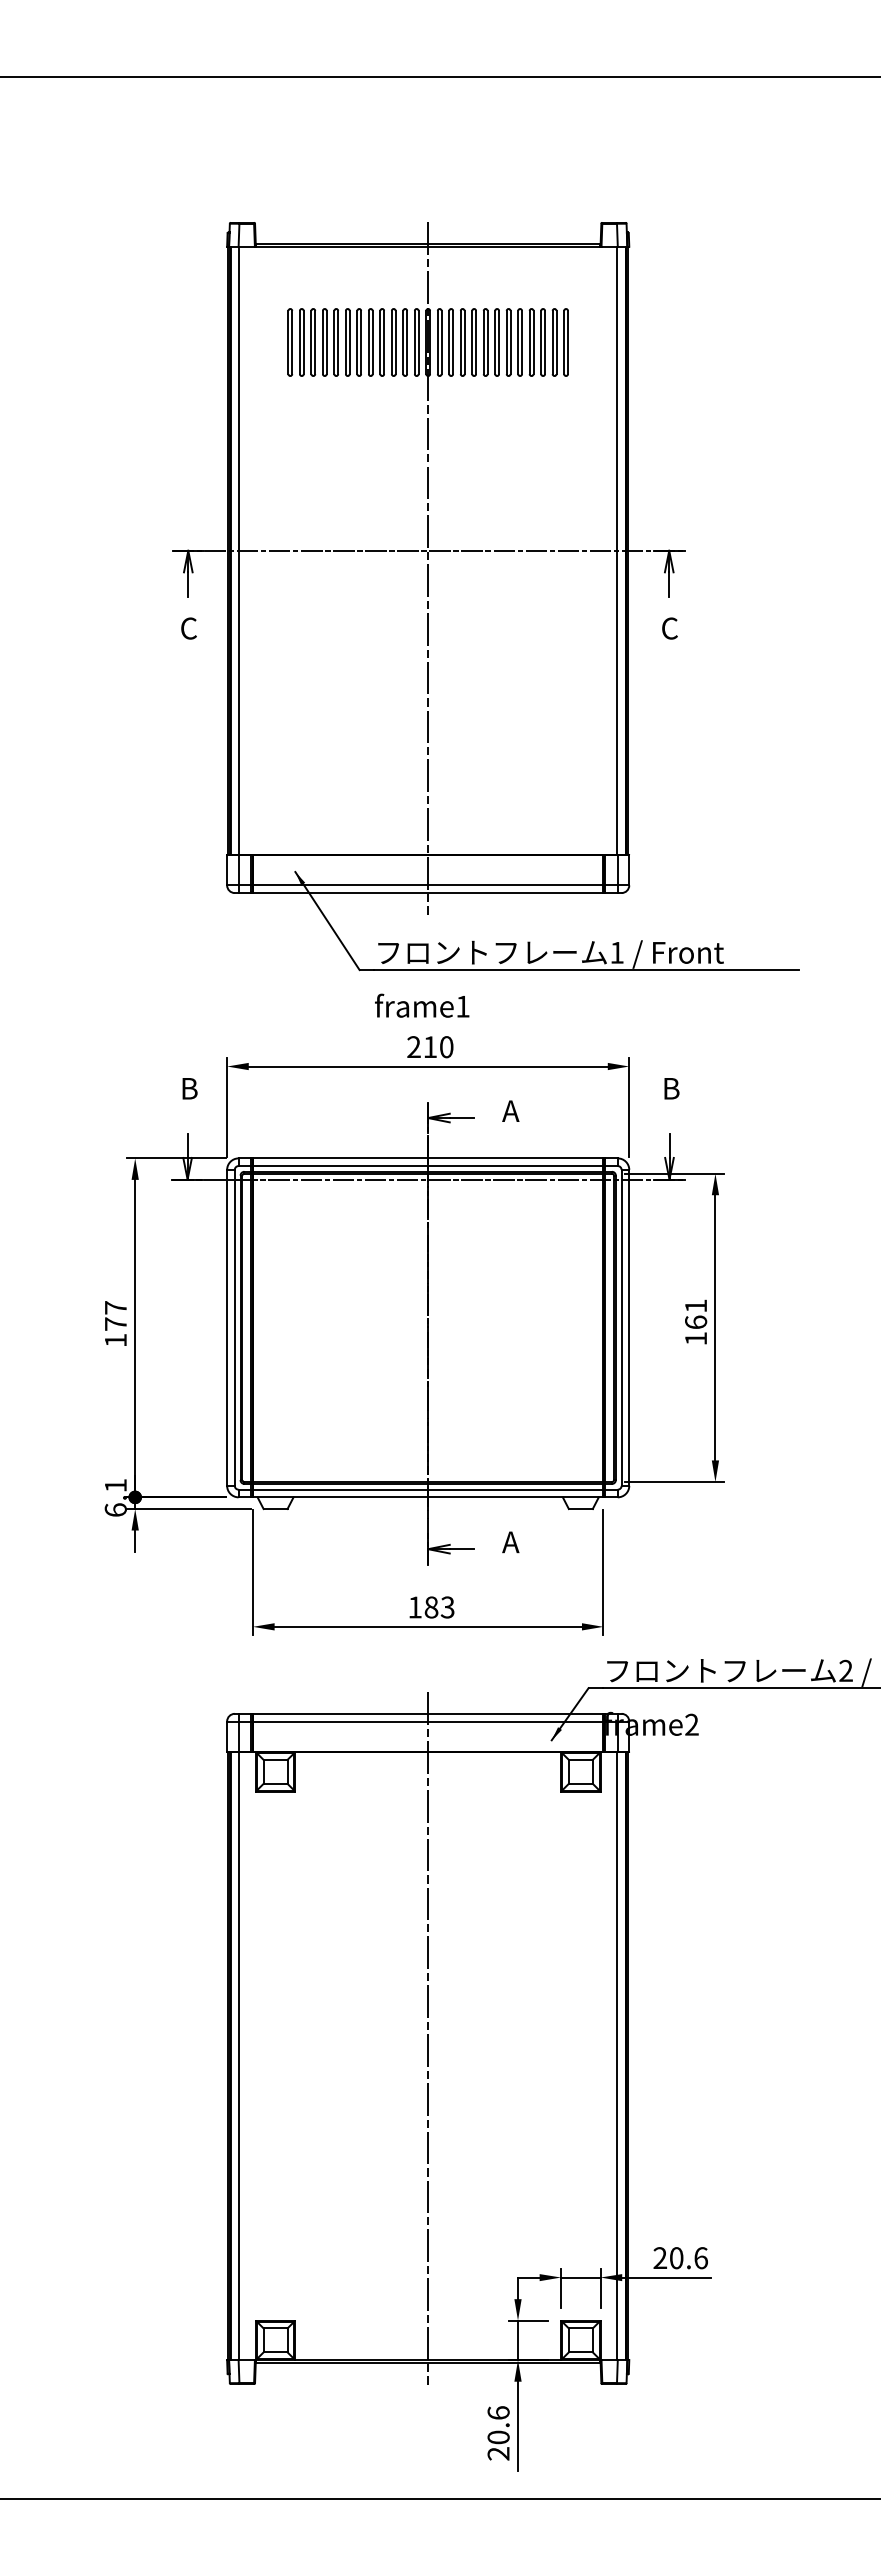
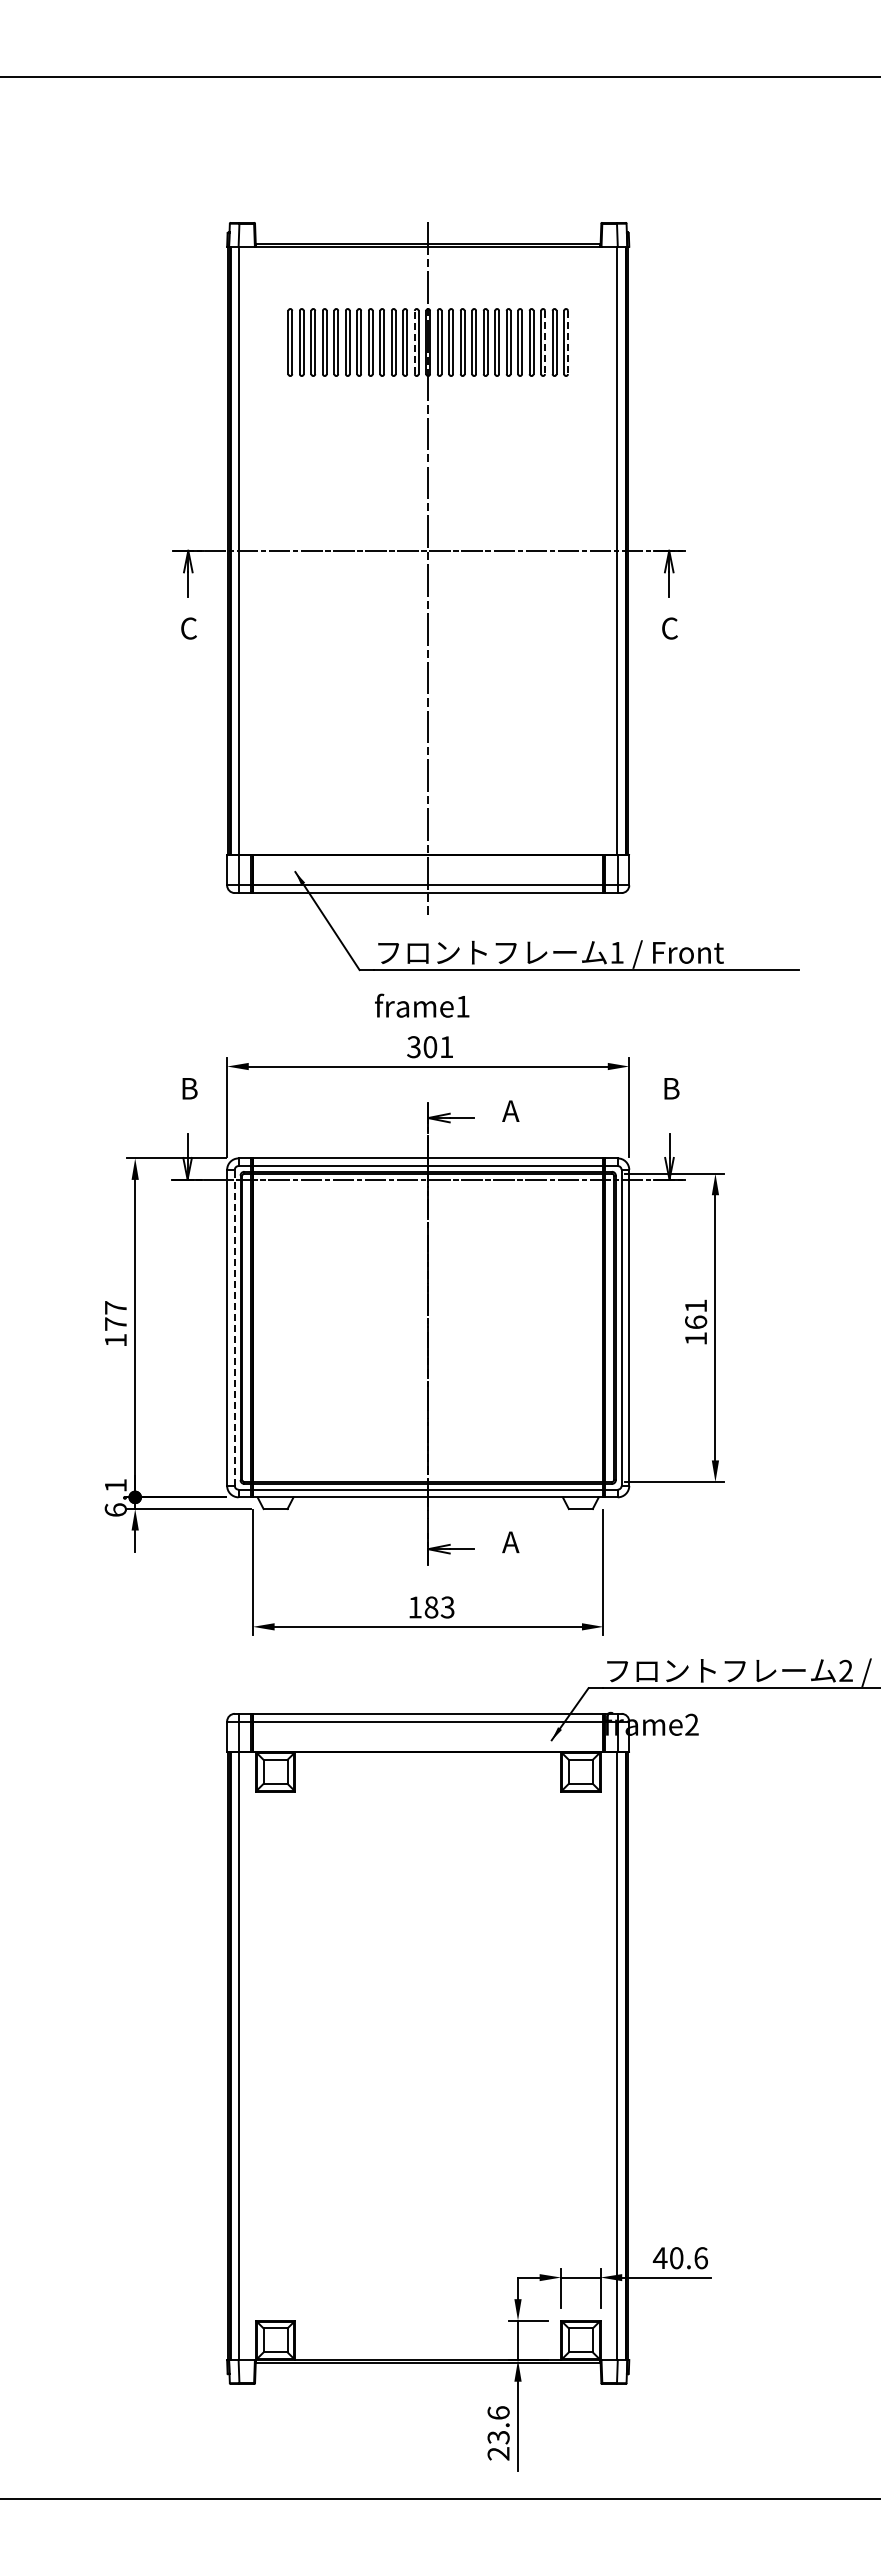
line: solid -> dashed (414, 342)
line: solid -> dashed (545, 342)
line: solid -> dashed (568, 342)
text: 210 -> 301 (430, 1047)
line: solid -> dashed (234, 1327)
line: present -> none (428, 2038)
text: 20.6 -> 40.6 (659, 2257)
text: 20.6 -> 23.6 (498, 2437)
